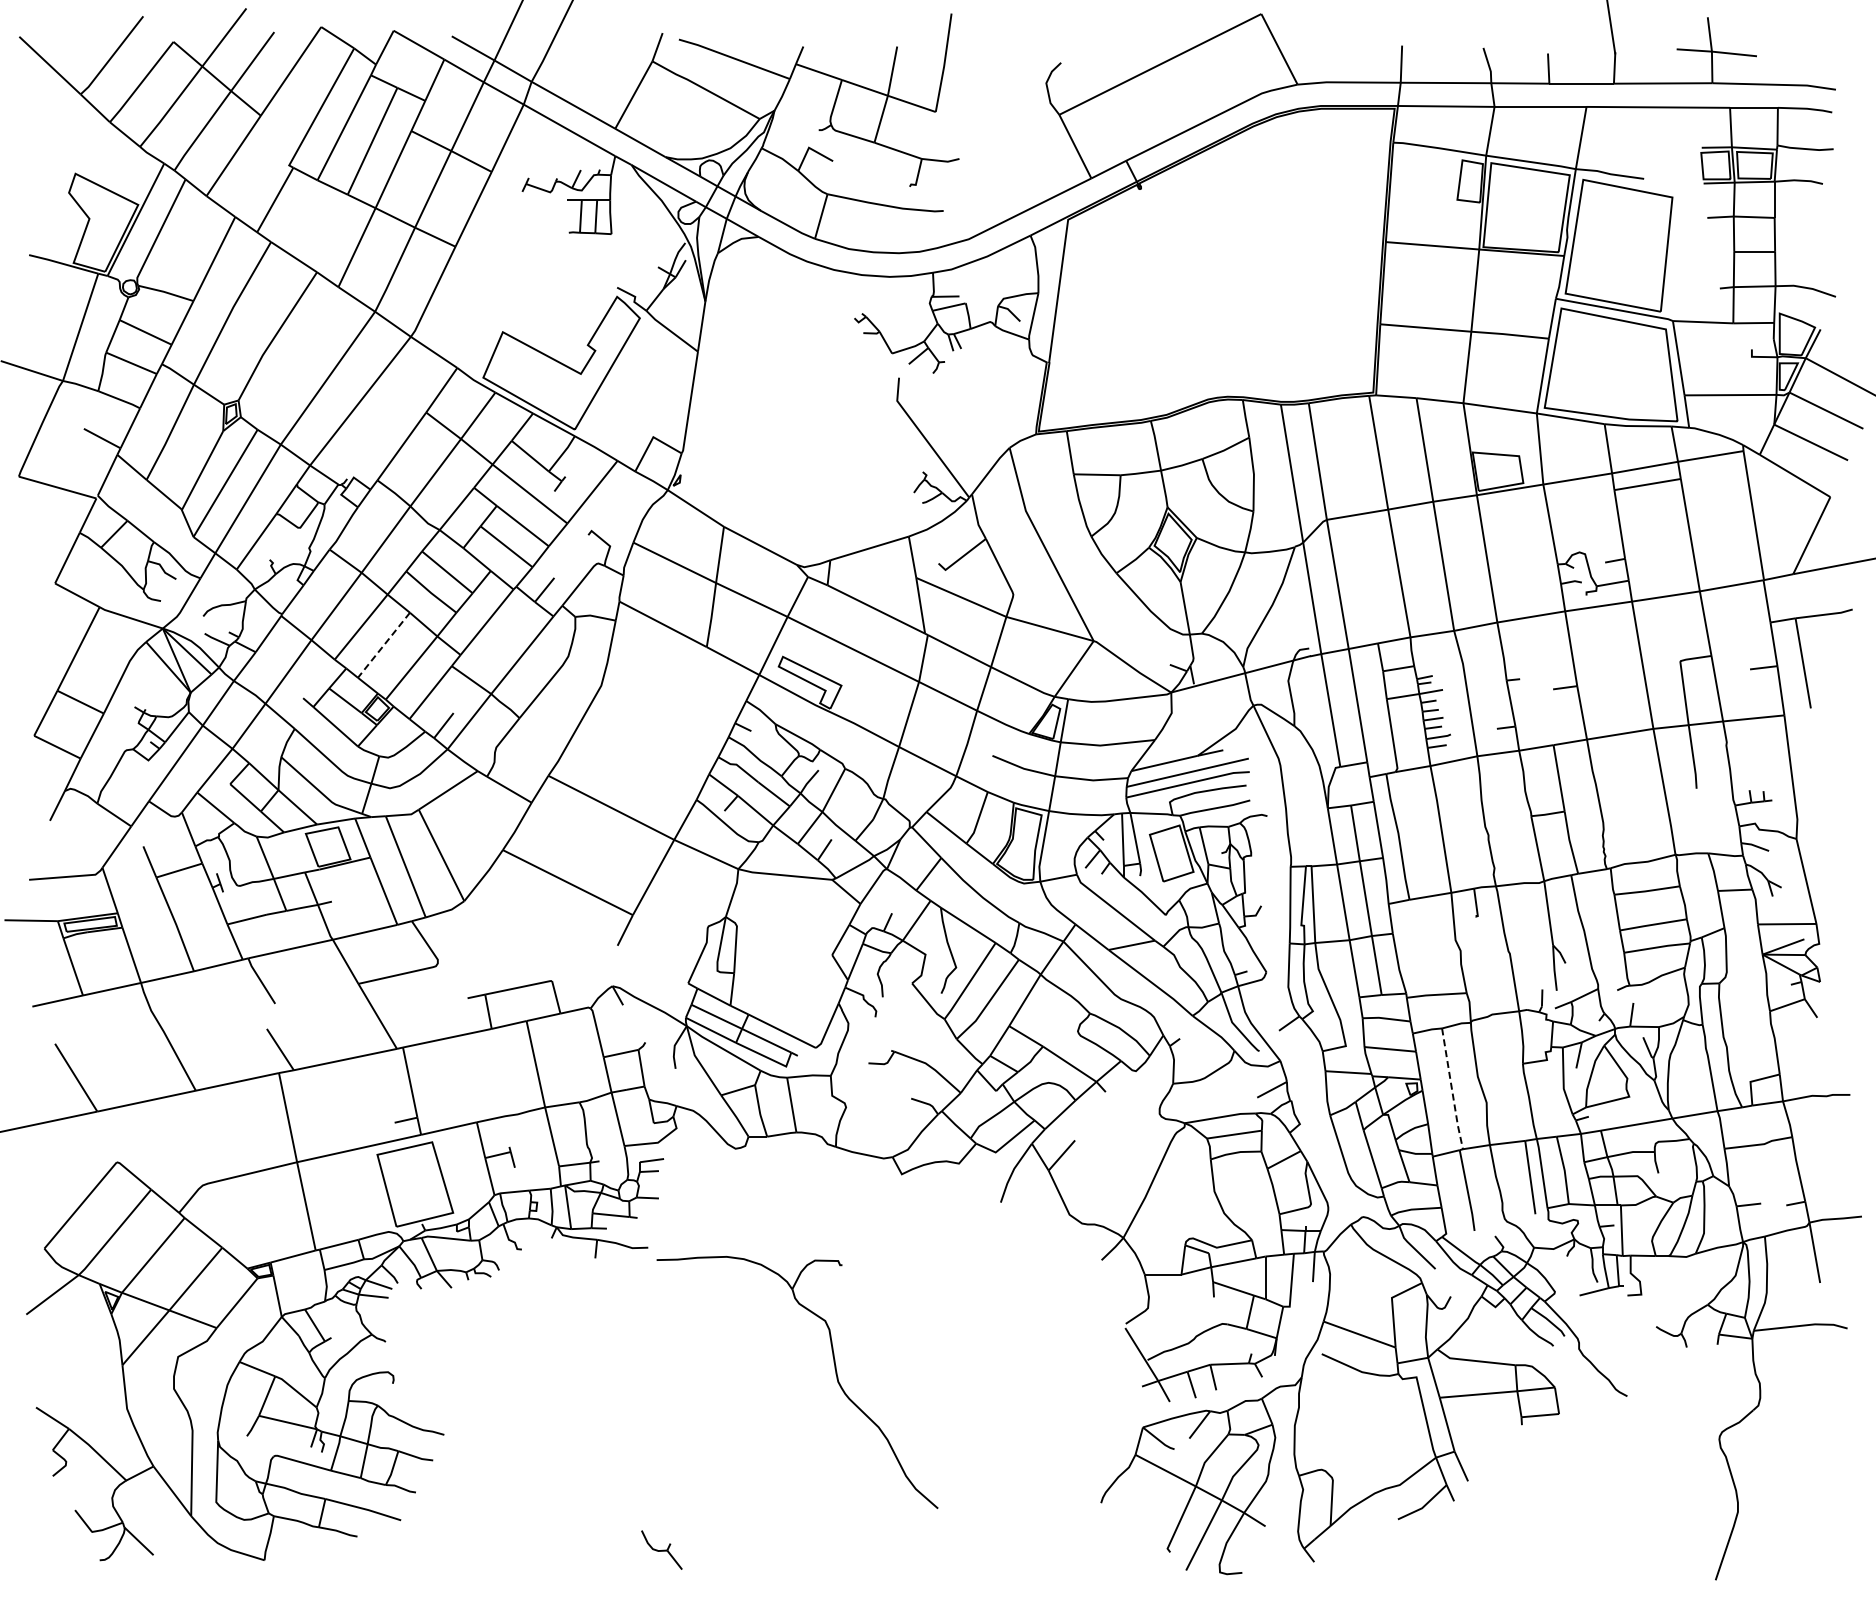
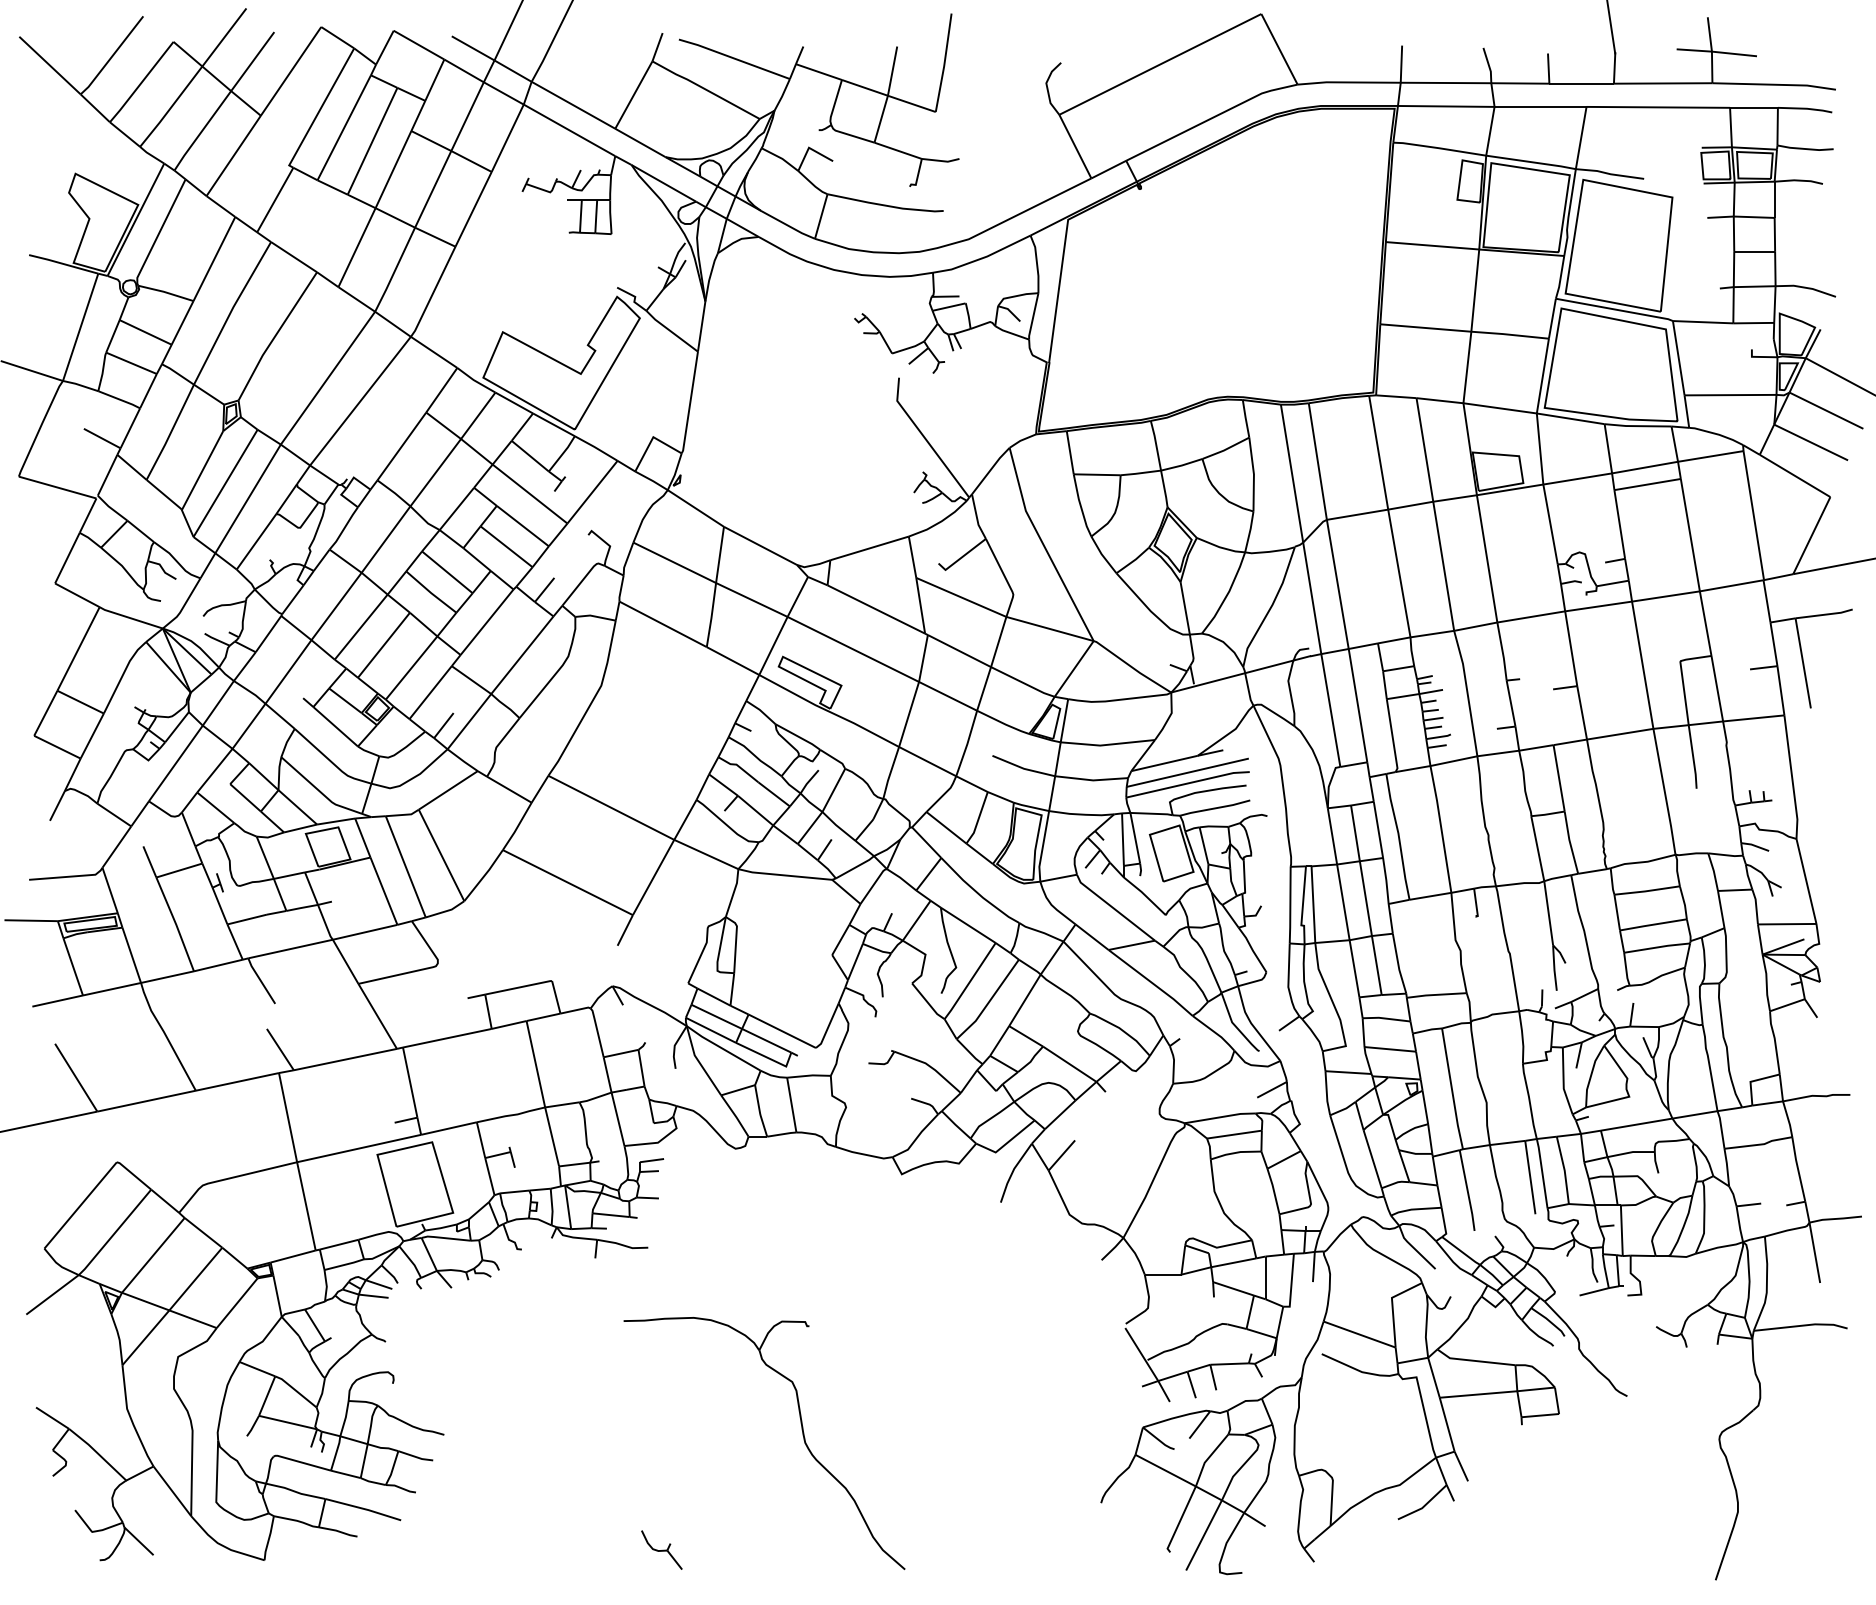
line: dashed -> solid (383, 645)
line: dashed -> solid (1452, 1090)
part position: (835, 1374) -> (802, 1435) (802, 1435)
